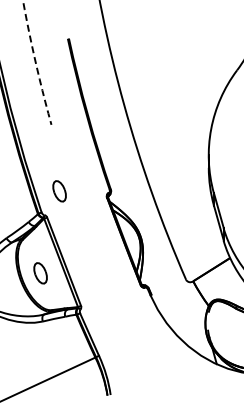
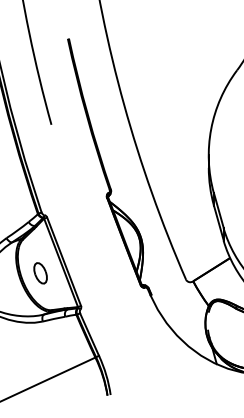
arc: dashed -> solid (35, 62)
part: present -> none (59, 191)
